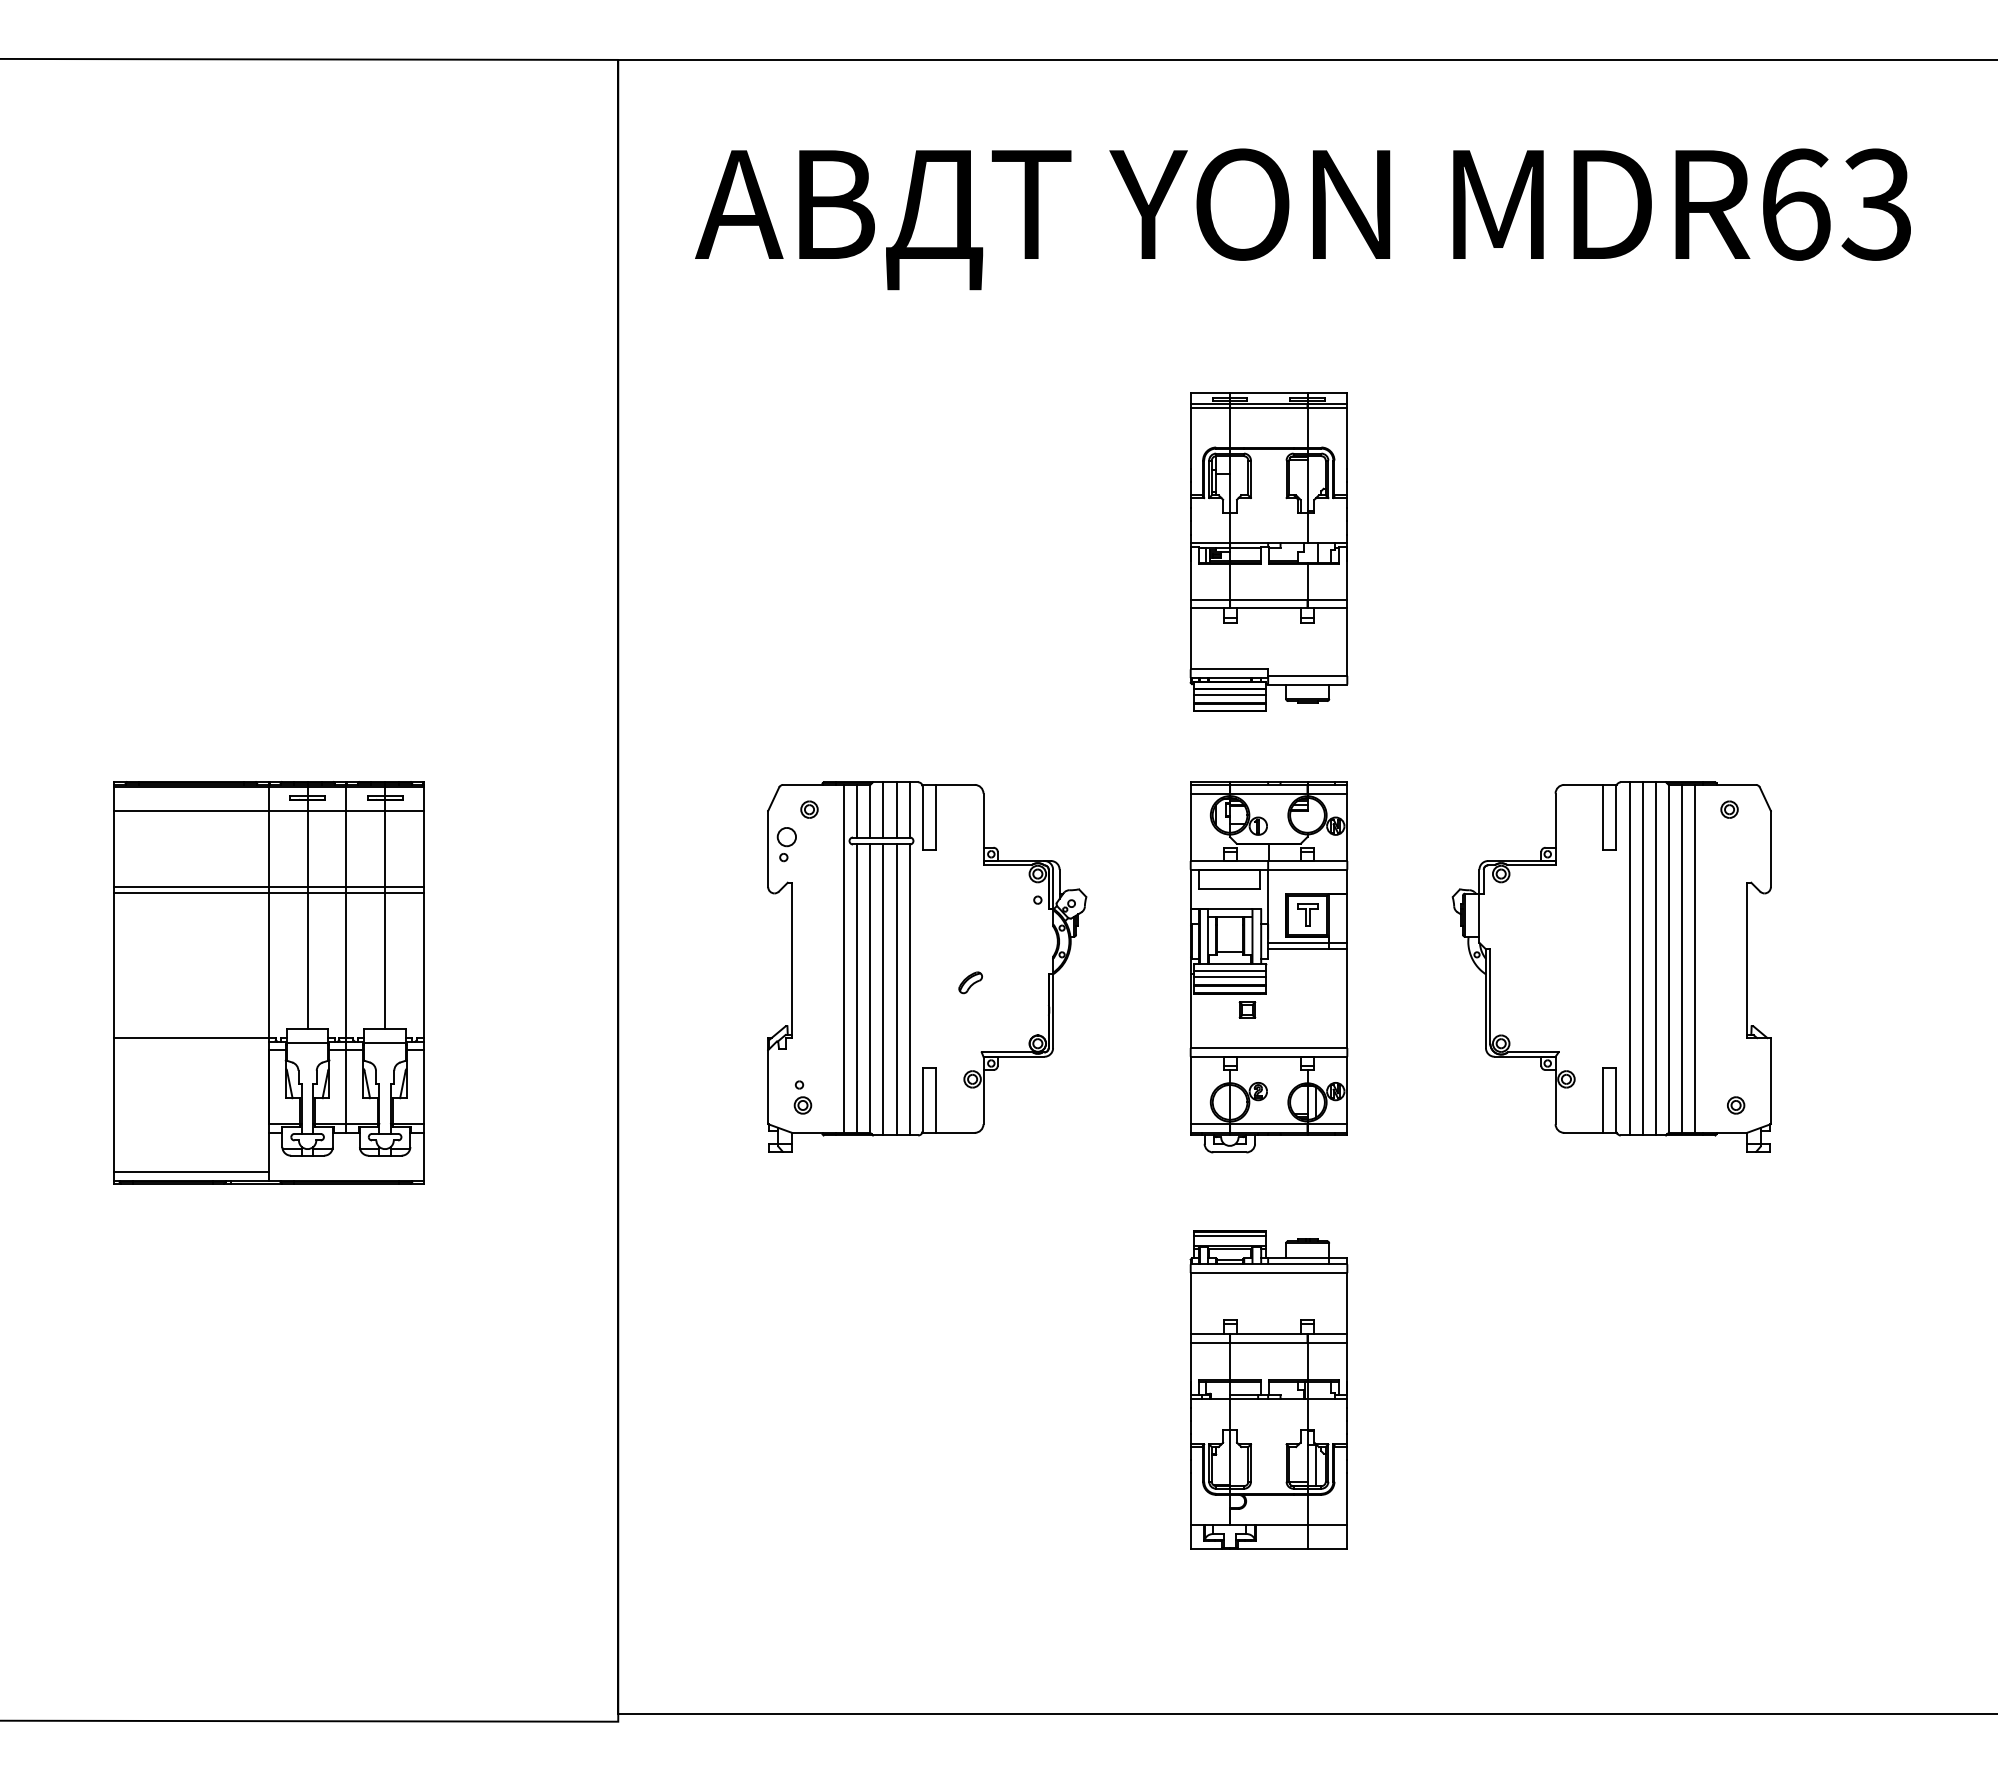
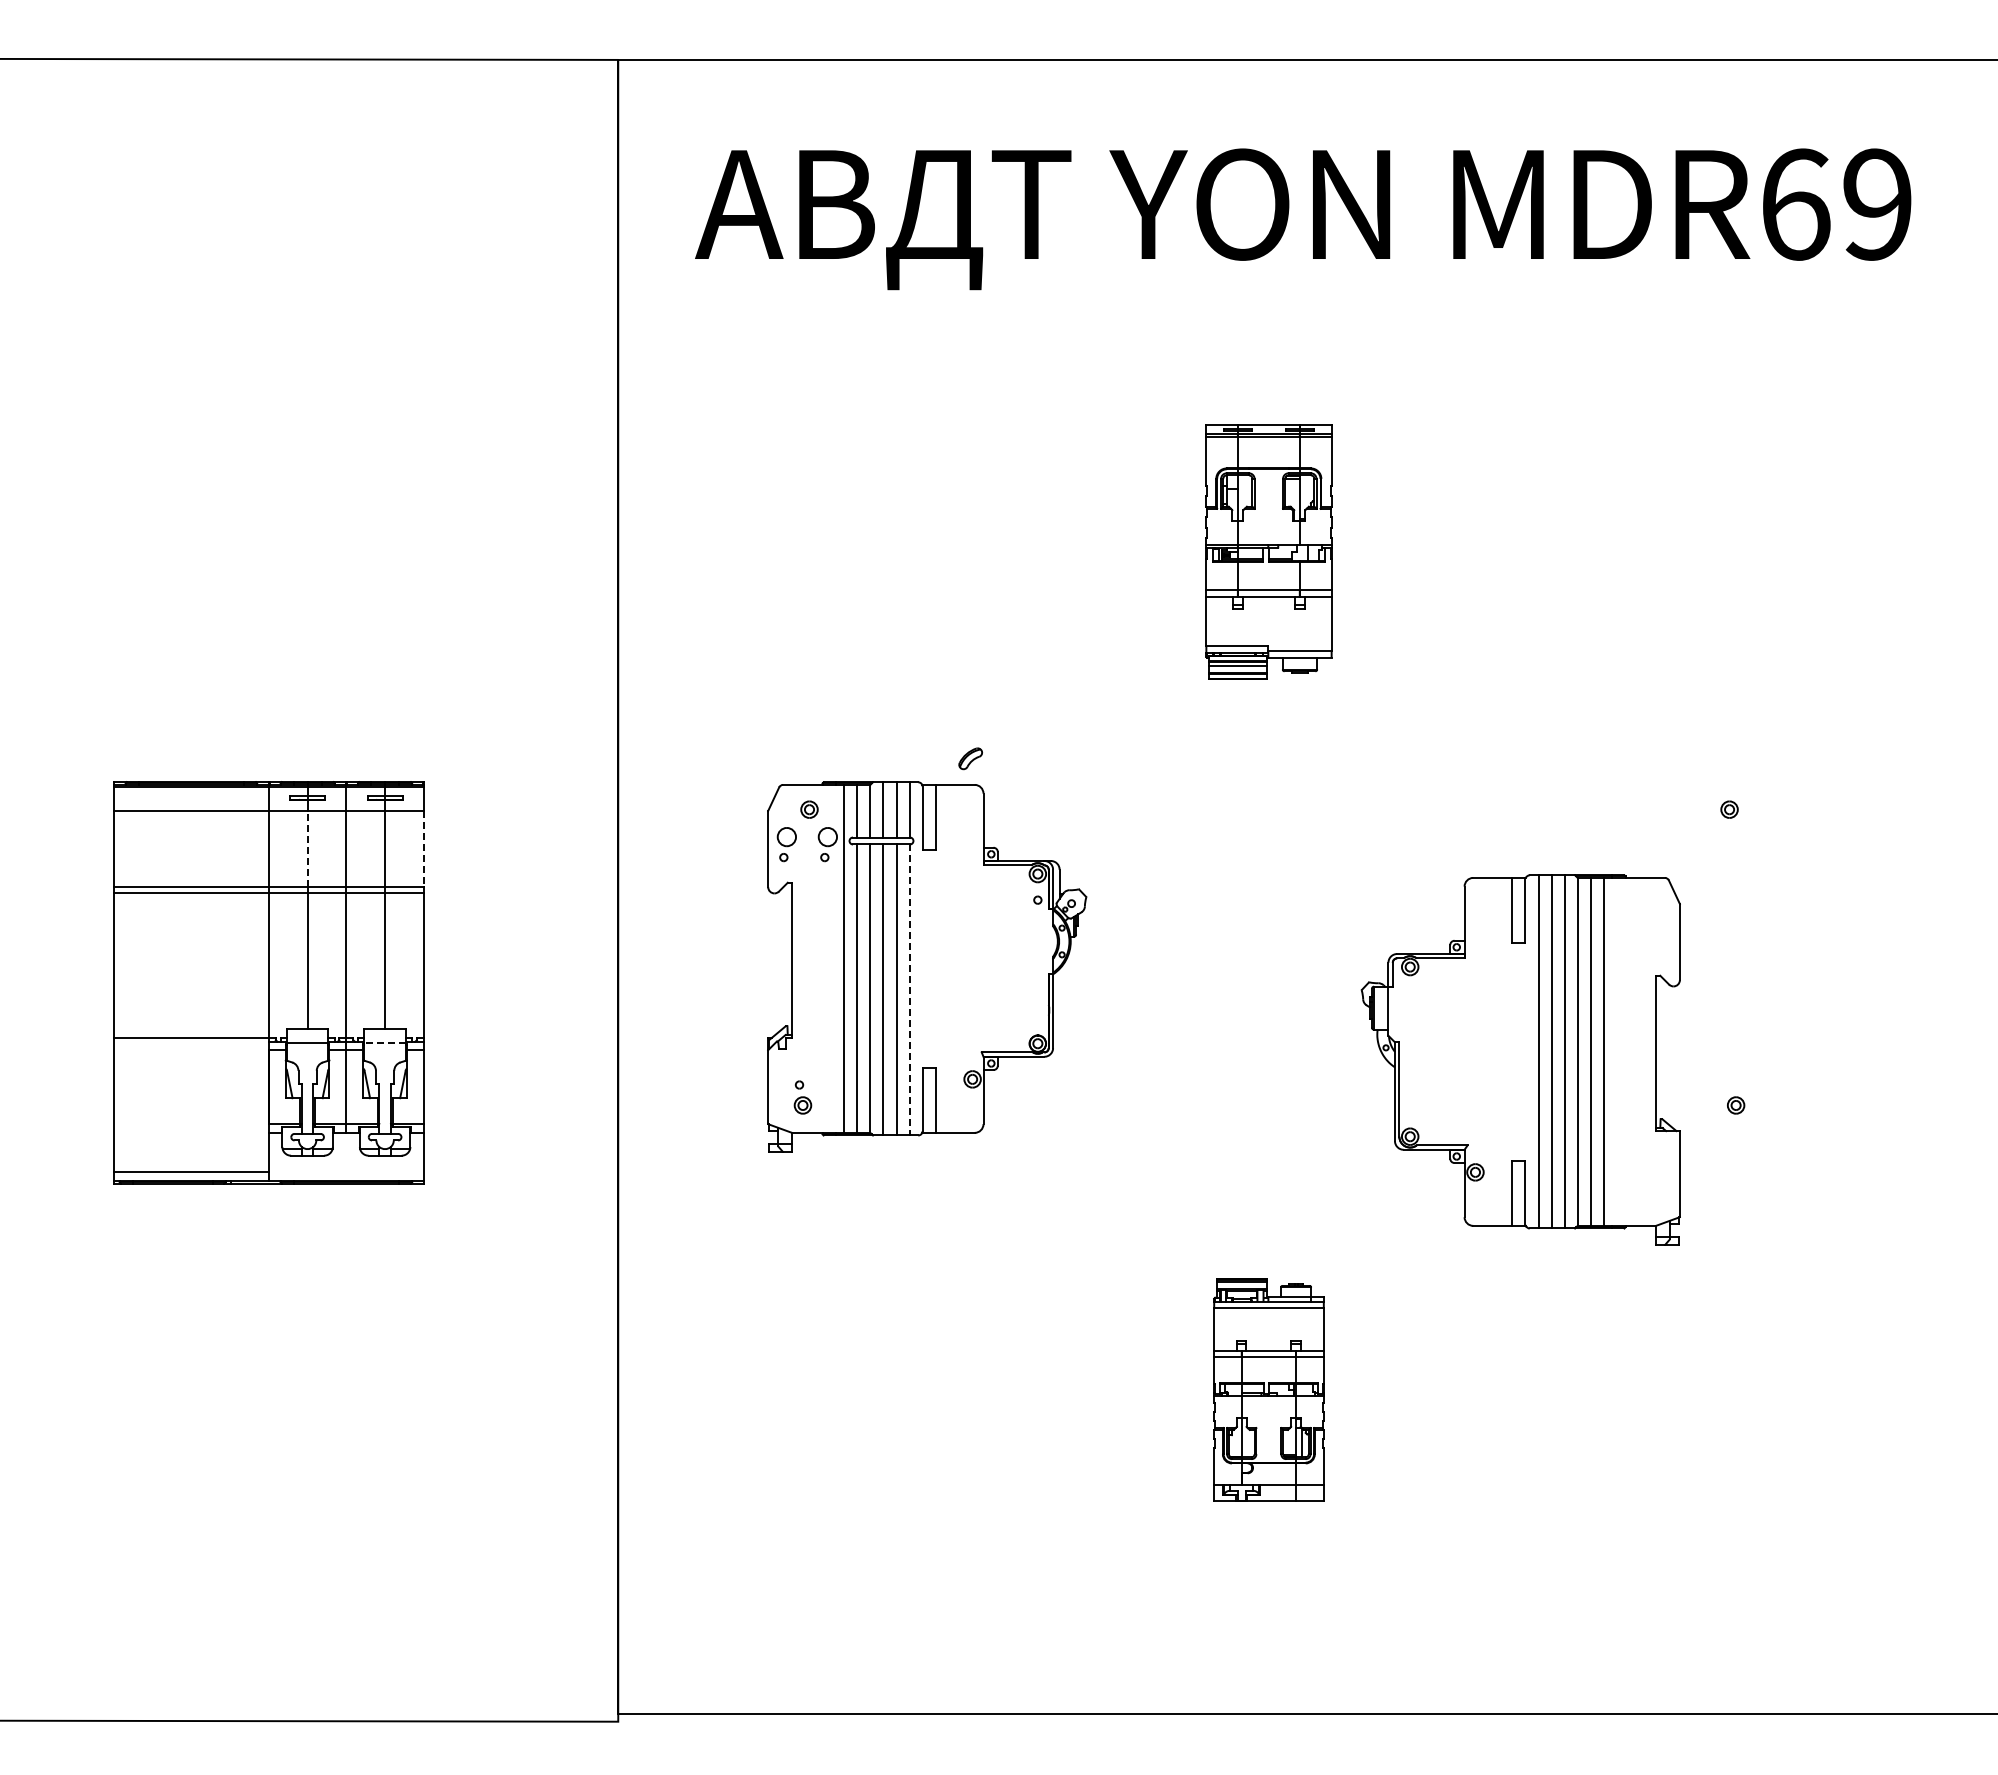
text: MDR63 -> MDR69 (1876, 204)
part size: 160x320 px -> 128x256 px (1268, 551)
part: none -> present (827, 844)
line: solid -> dashed (307, 848)
line: solid -> dashed (423, 849)
part position: (1611, 966) -> (1520, 1059) (1520, 1059)
part: present -> none (1268, 967)
part position: (970, 982) -> (970, 758) (970, 758)
line: solid -> dashed (909, 990)
line: solid -> dashed (385, 1043)
part size: 160x320 px -> 112x224 px (1268, 1389)
